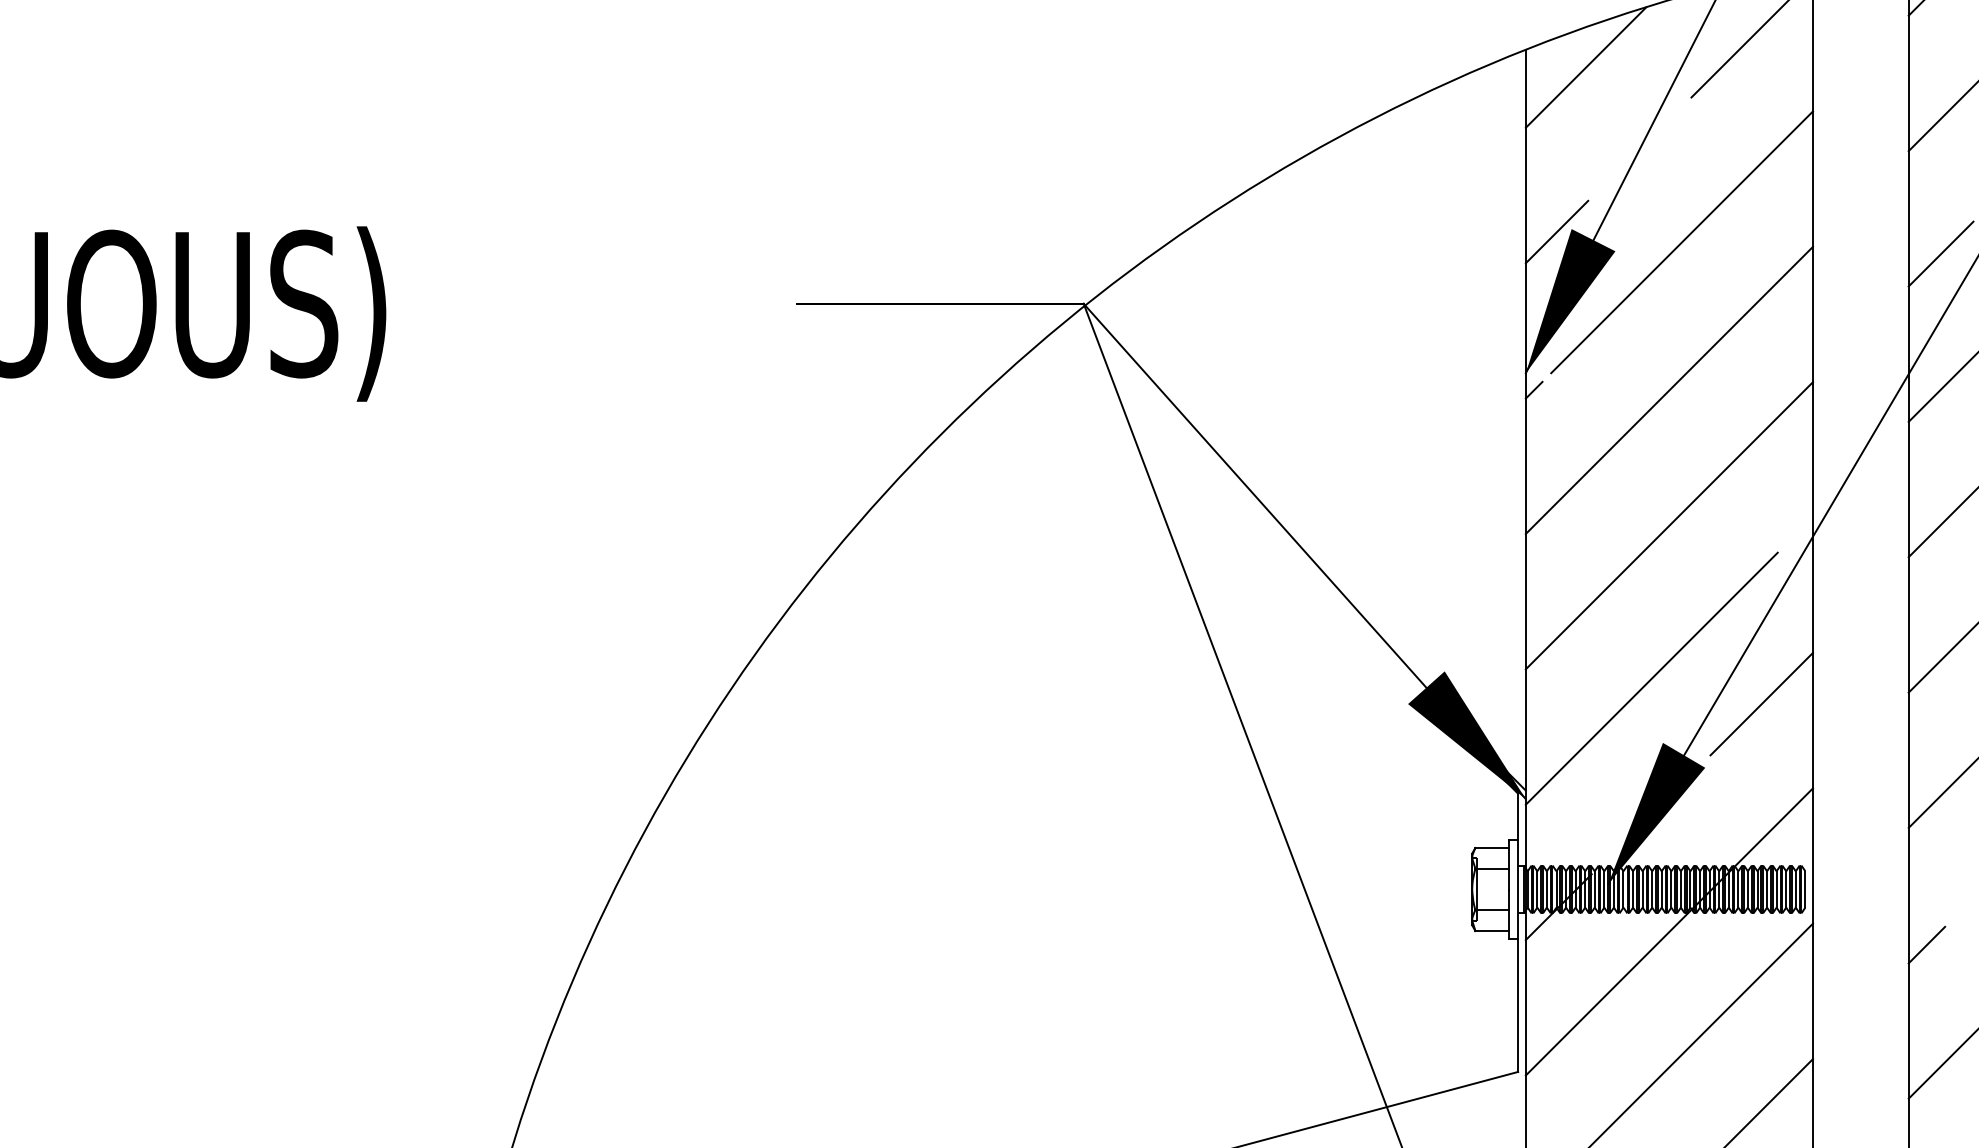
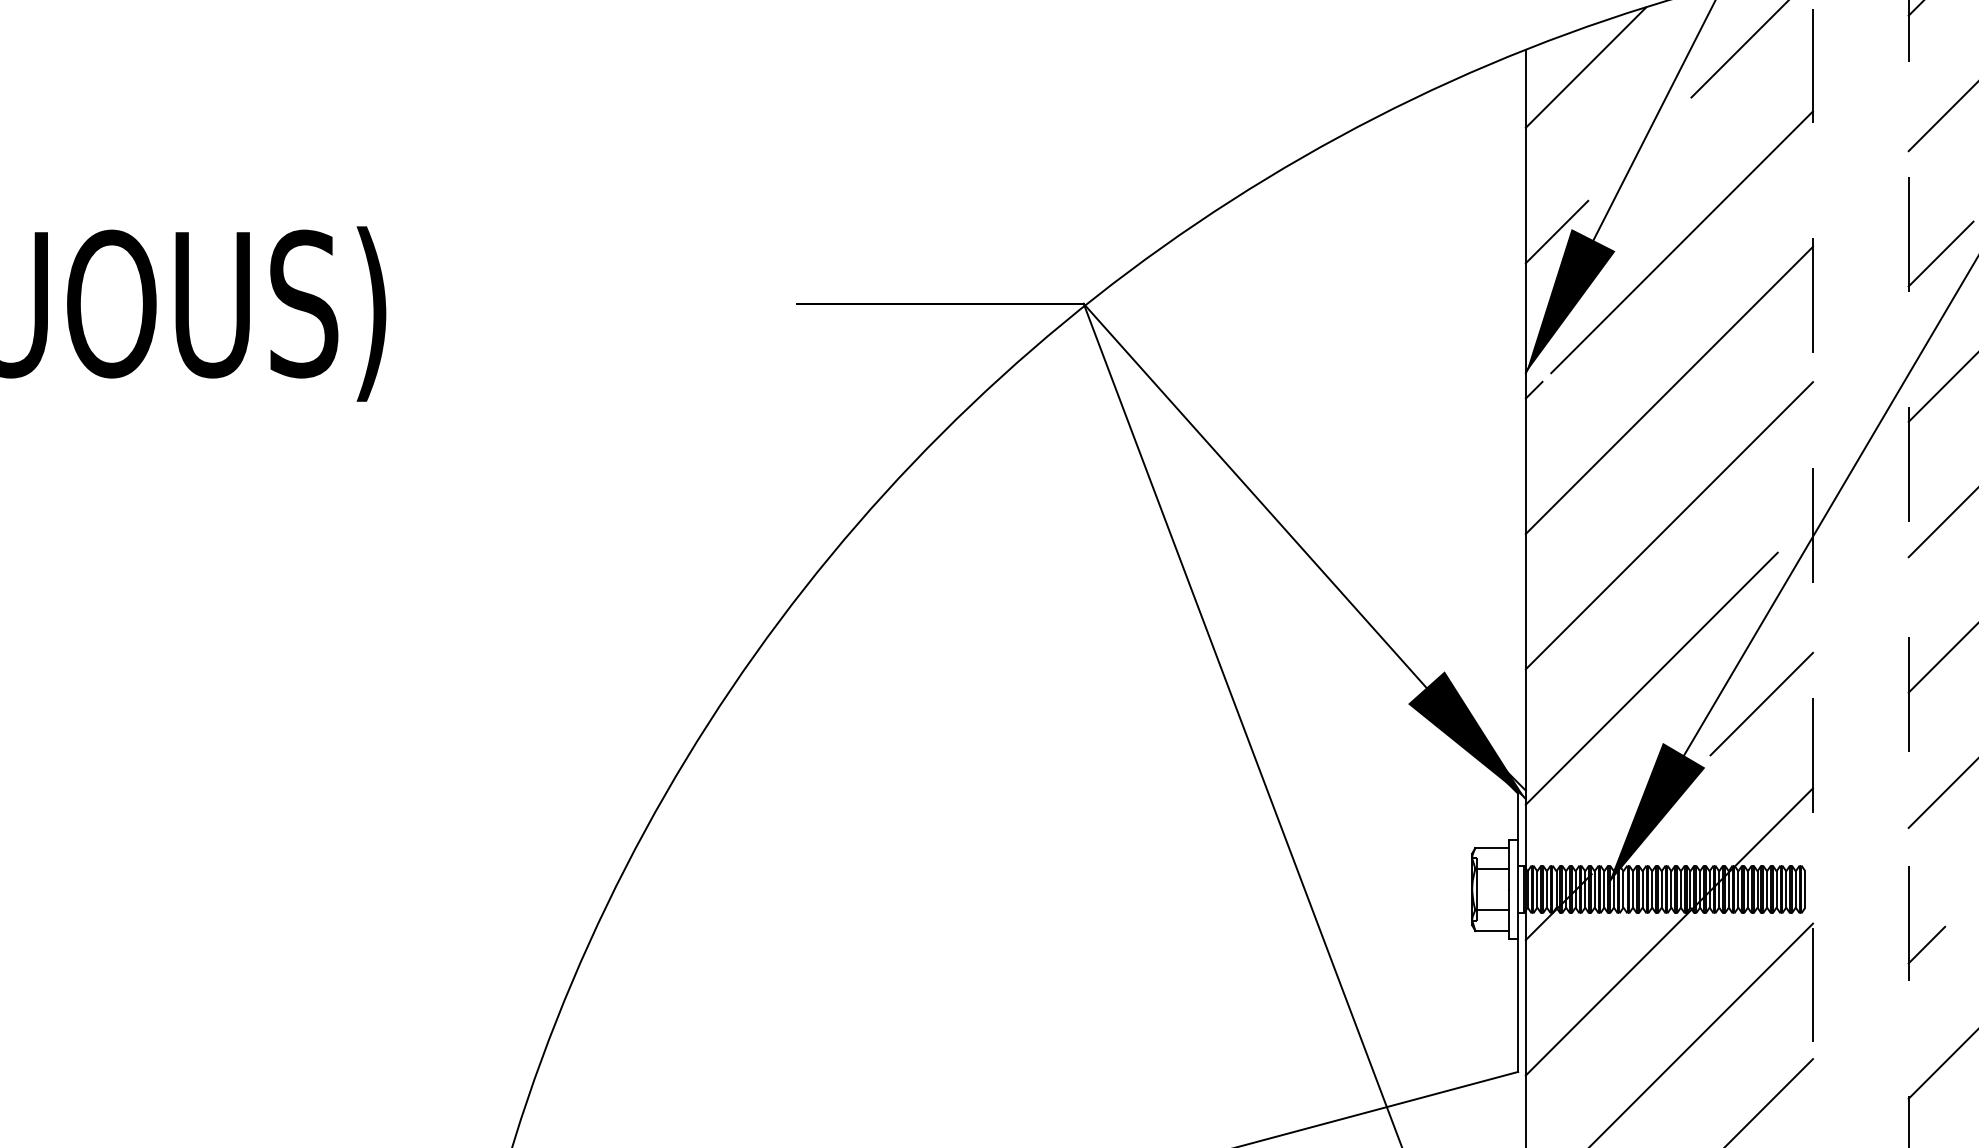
line: solid -> dashed (1813, 573)
line: solid -> dashed (1908, 574)
